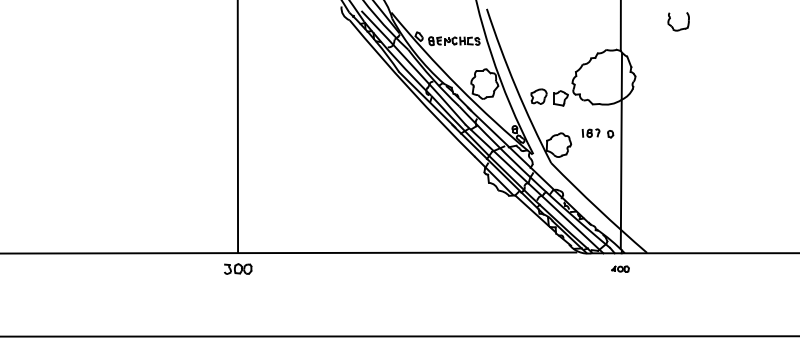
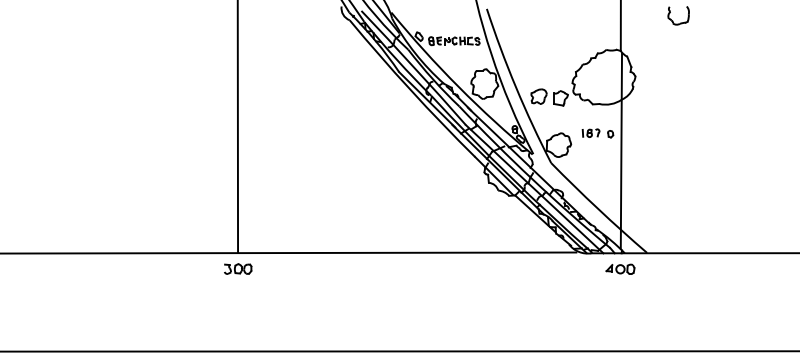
part position: (680, 28) -> (680, 22) (680, 22)
part size: 19x8 px -> 31x12 px (620, 268)
line position: (399, 336) -> (399, 351) (399, 351)
